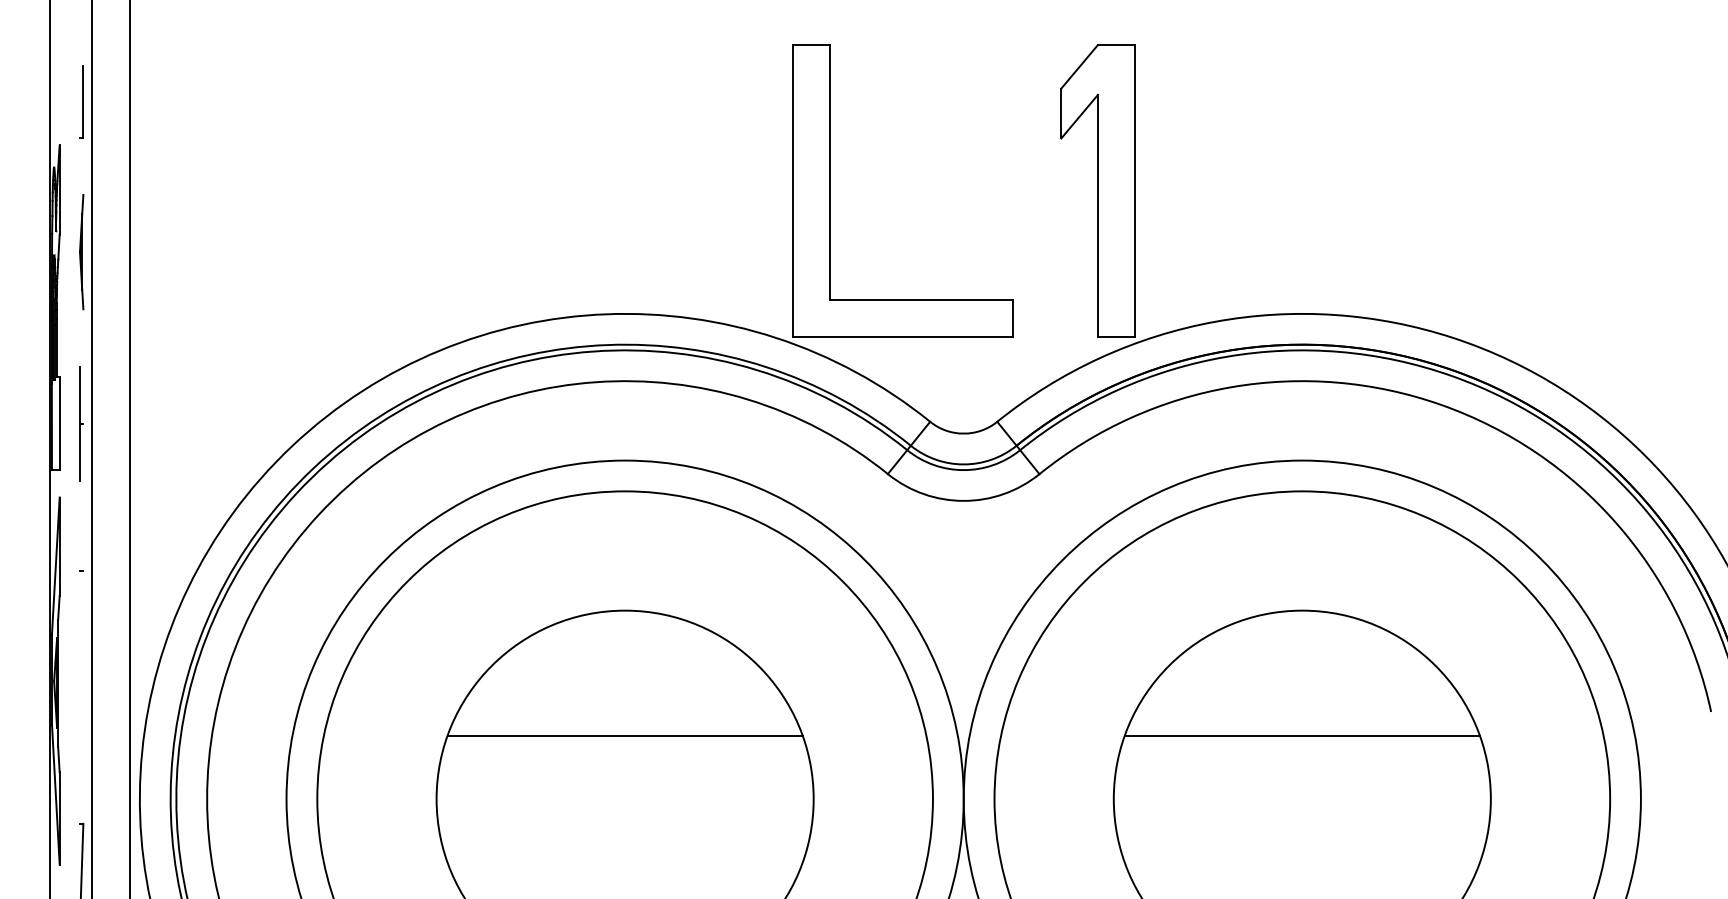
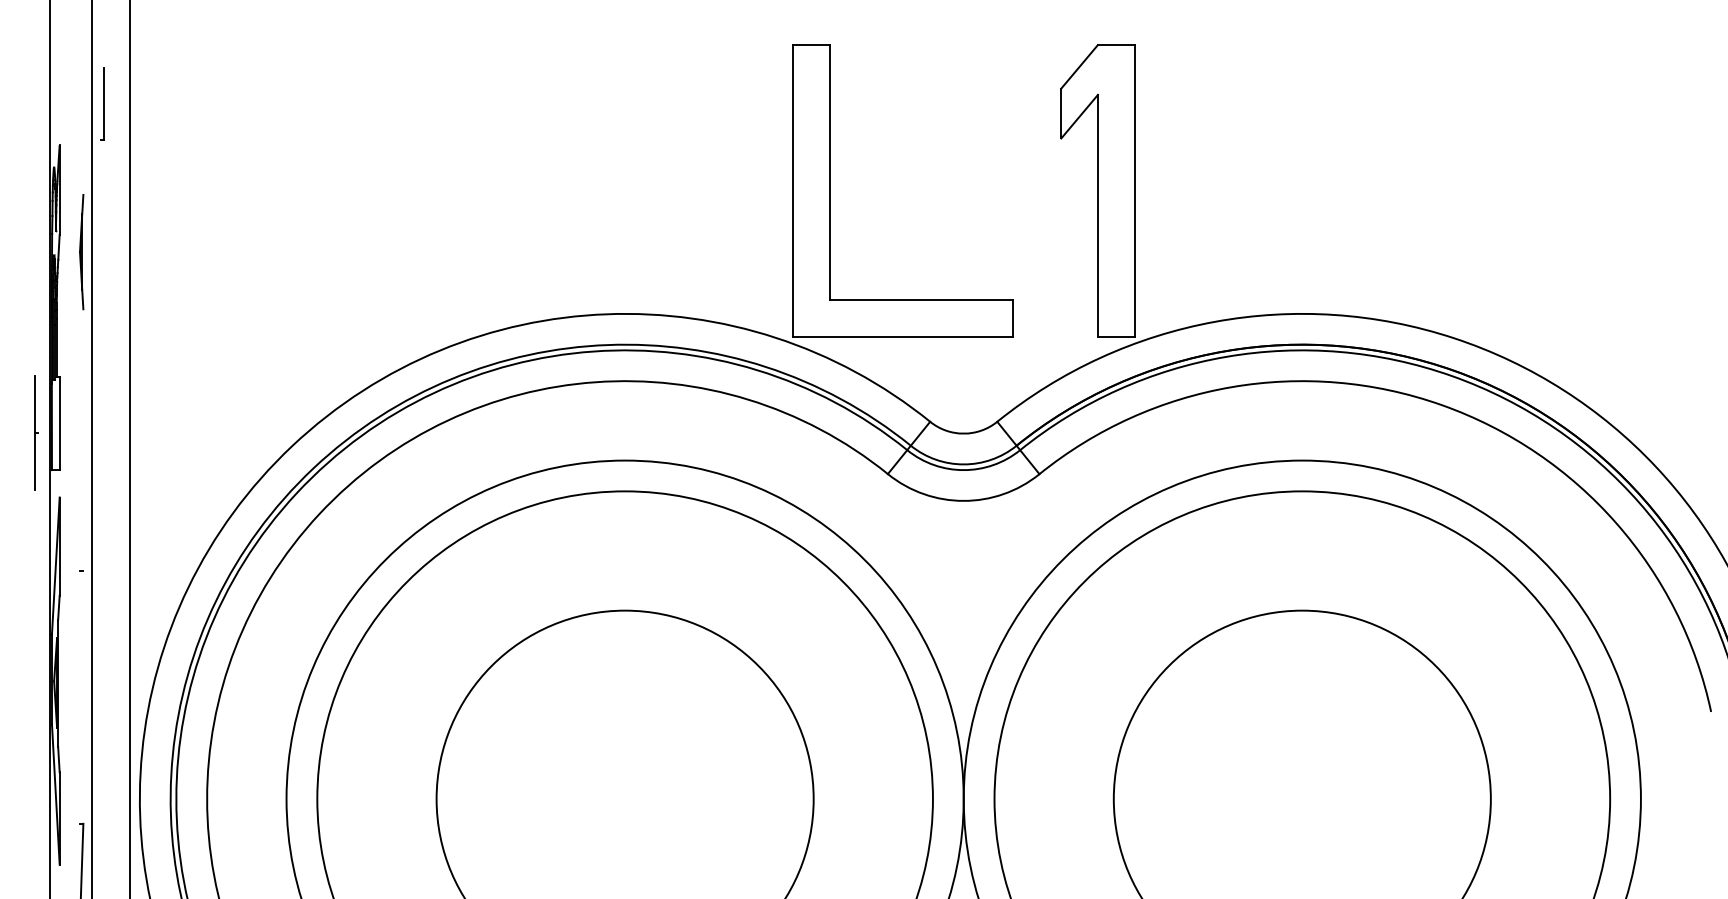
part position: (81, 101) -> (102, 103) (102, 103)
part position: (81, 423) -> (36, 432) (36, 432)
line: present -> none (624, 735)
line: present -> none (1301, 735)
